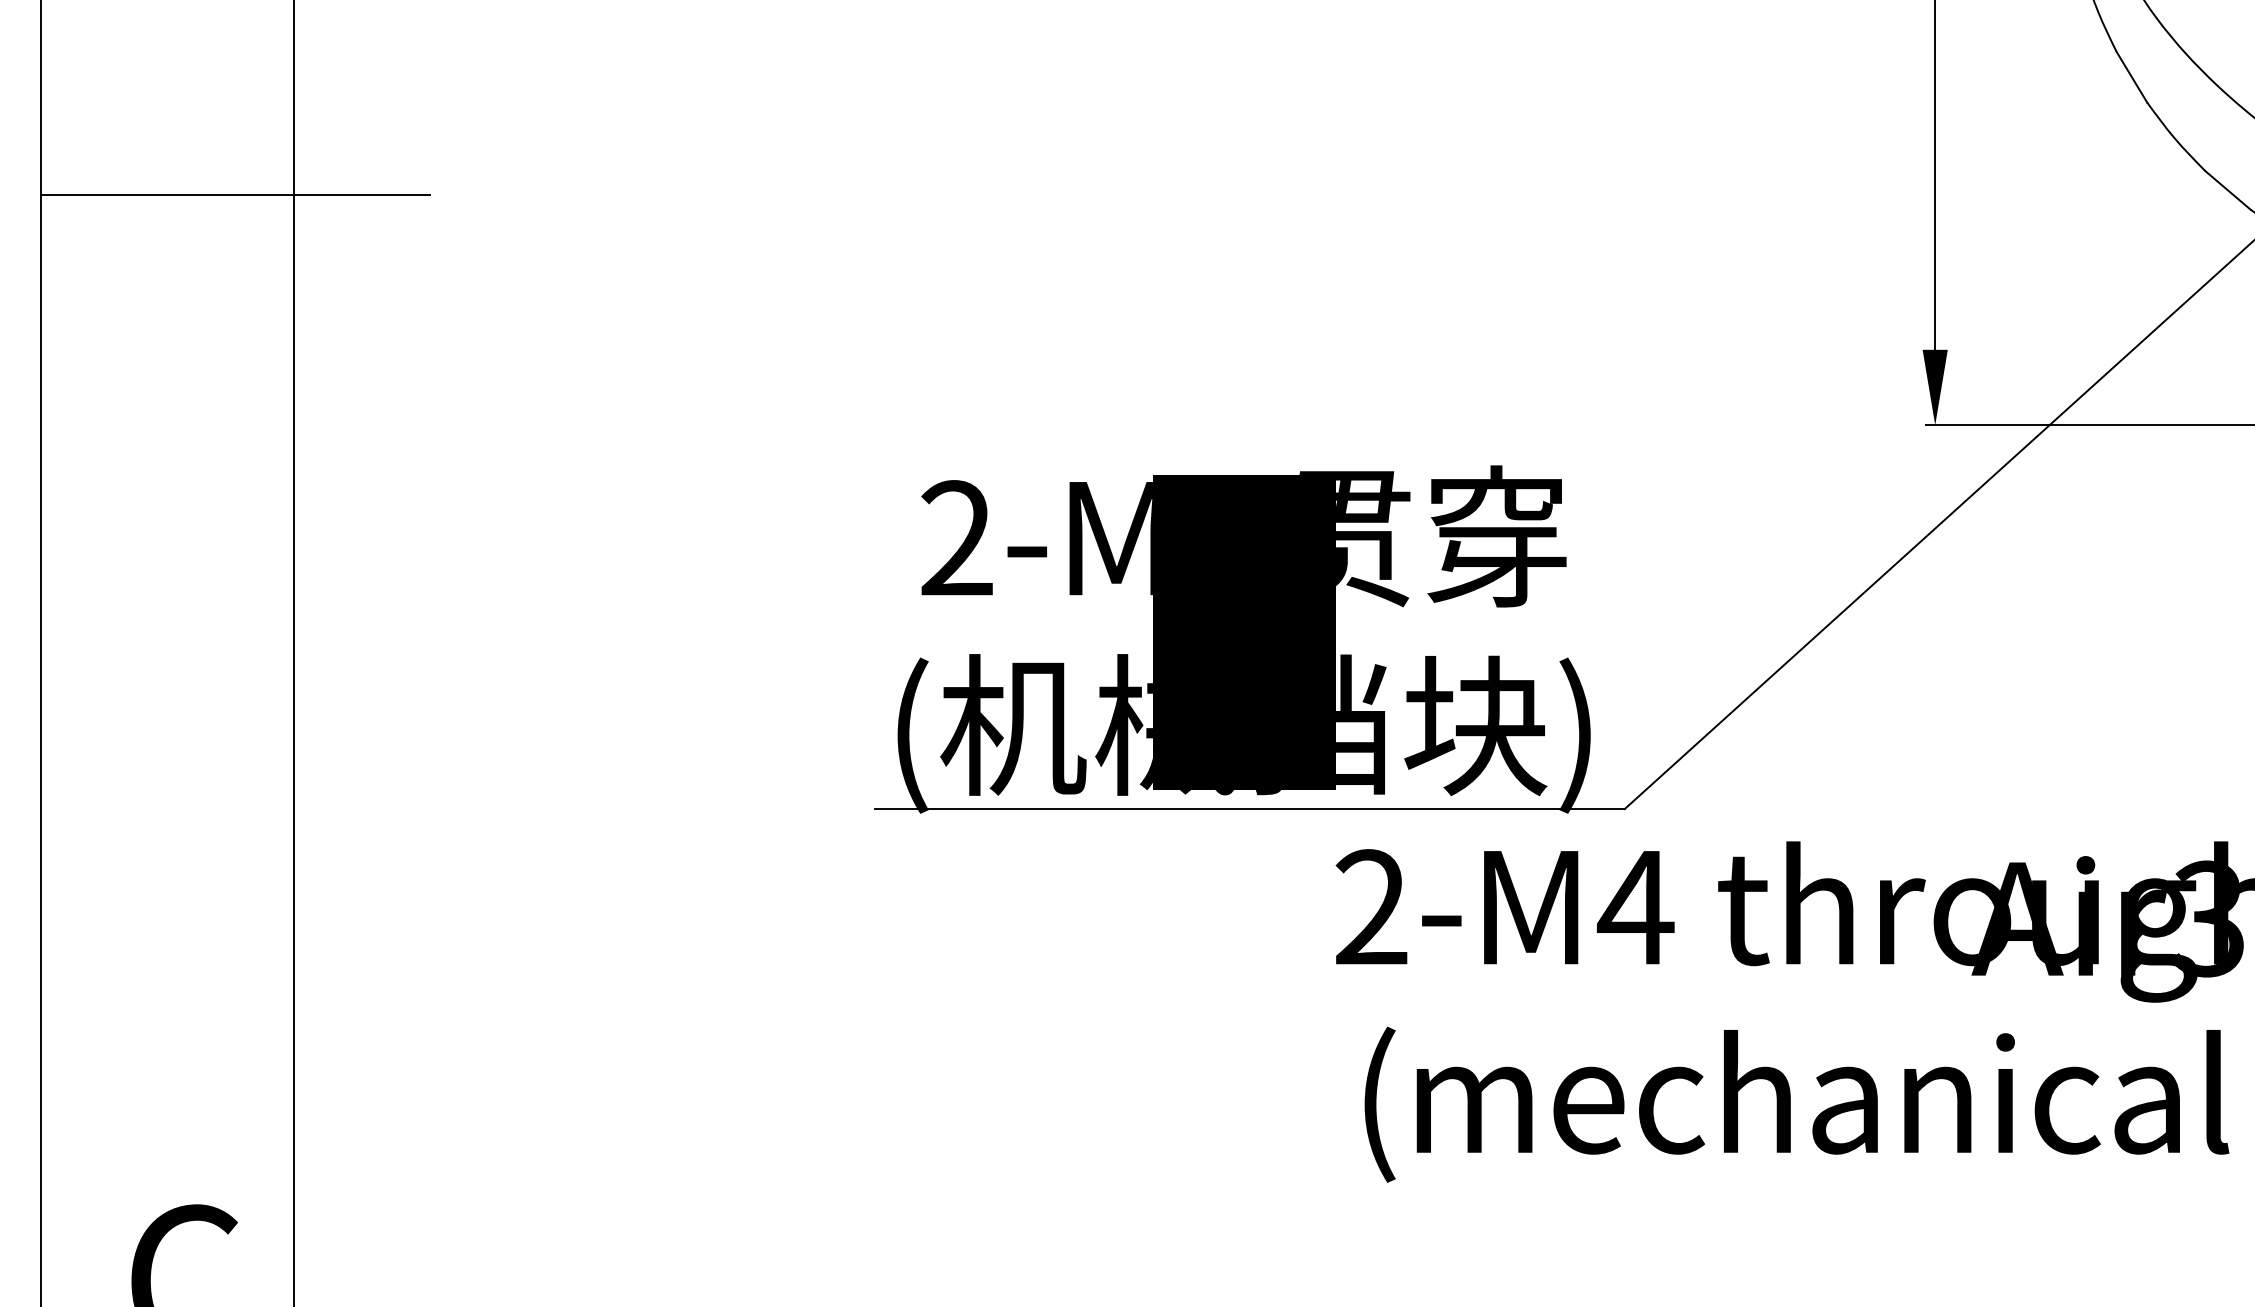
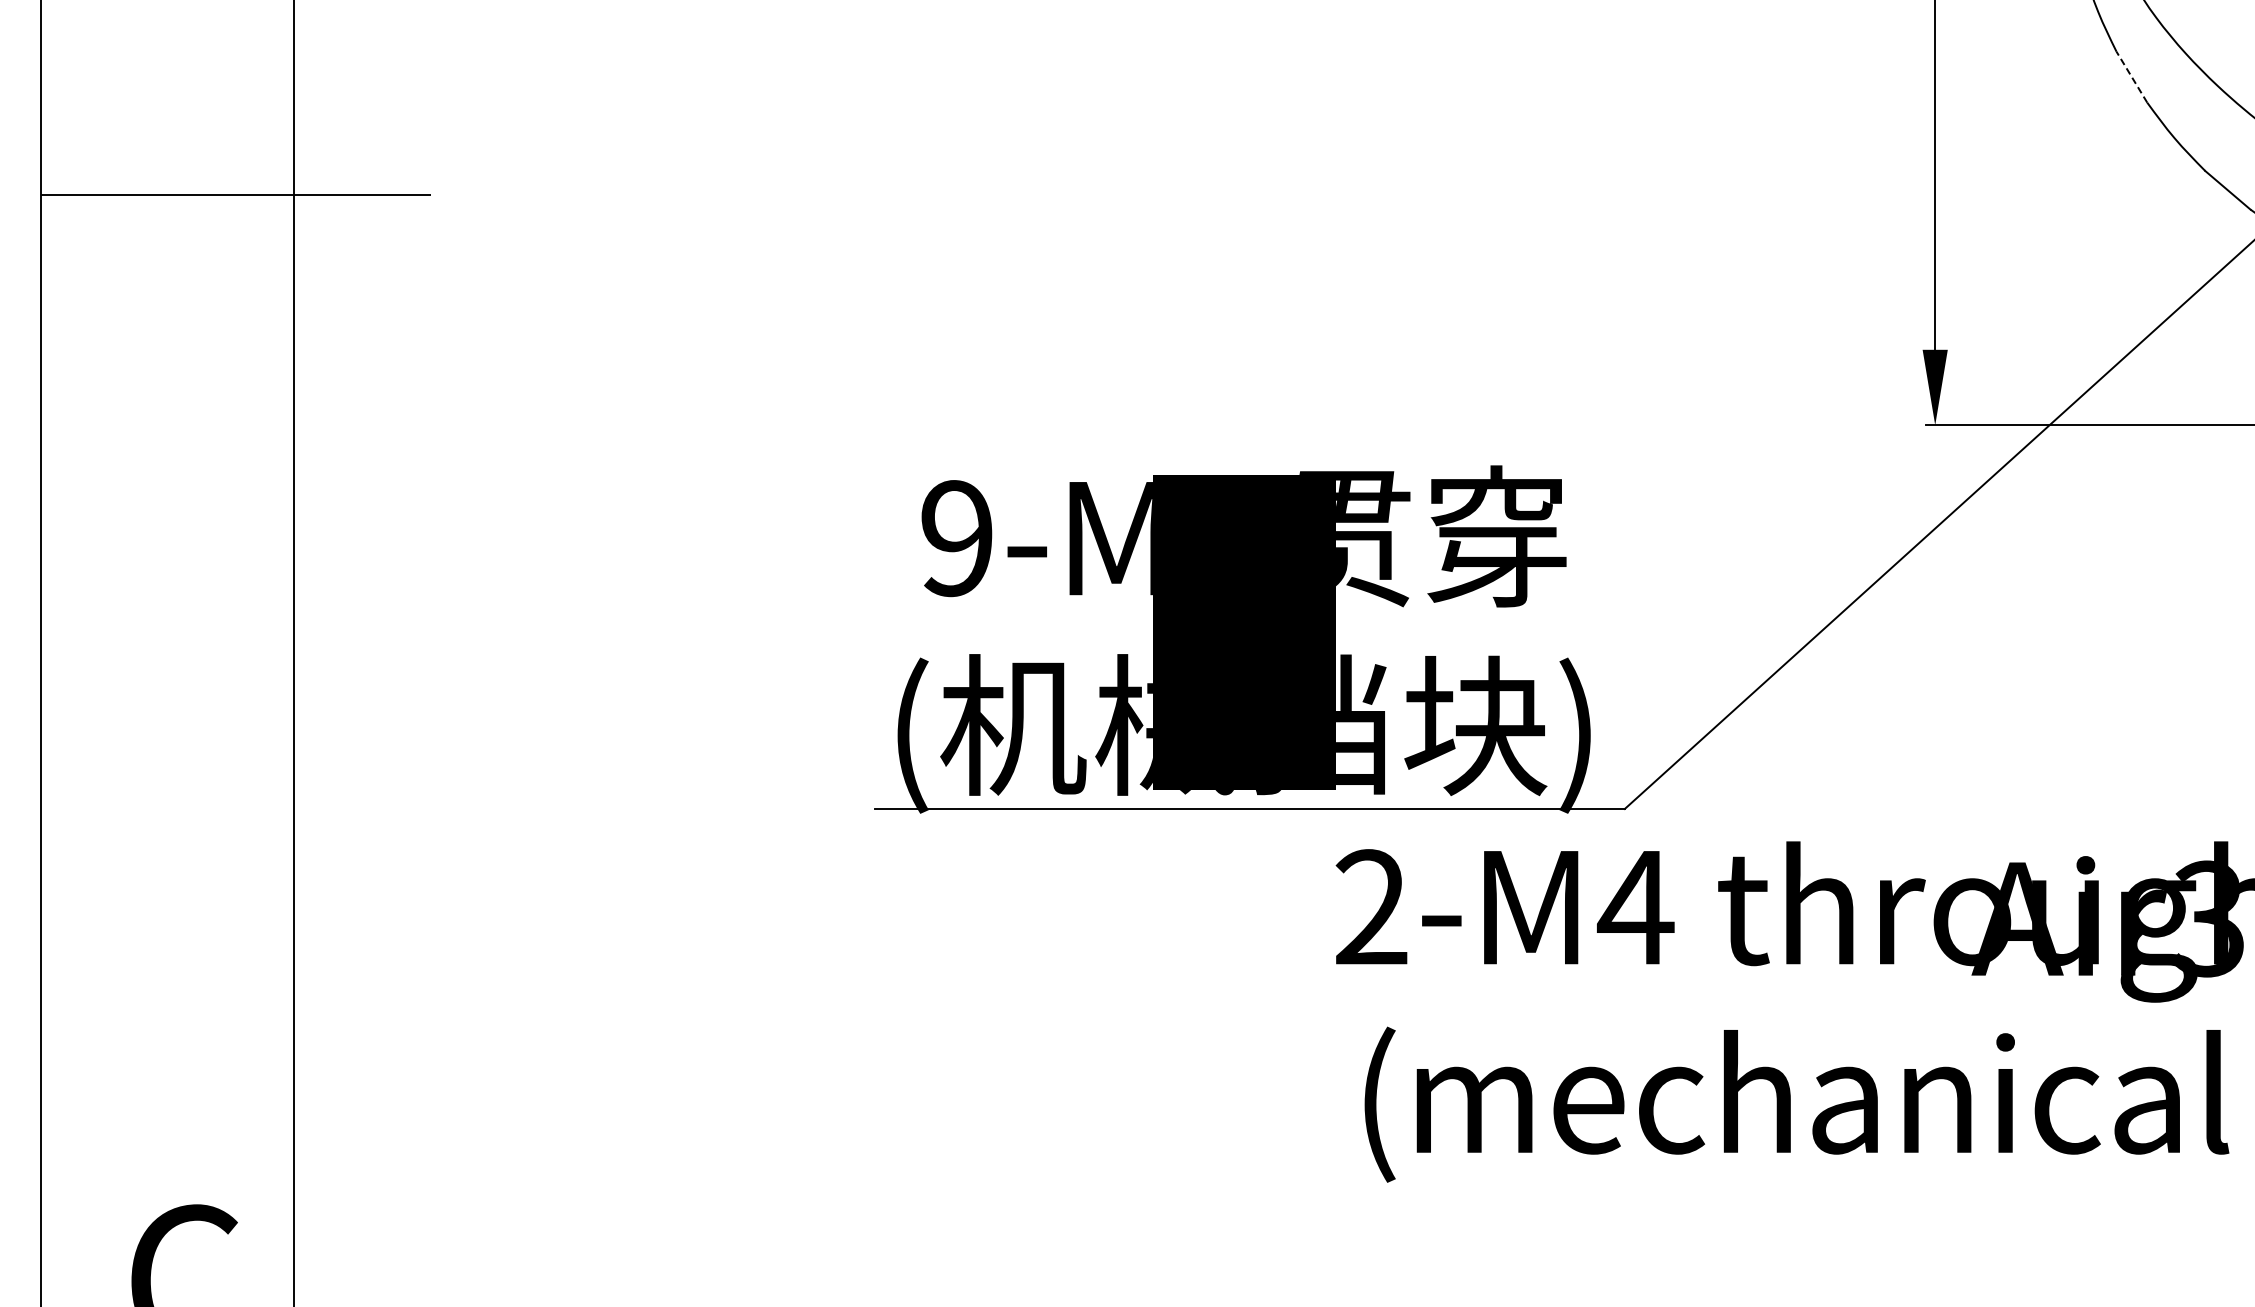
line: solid -> dashed (2131, 77)
text: 2-M4 -> 9-M4 (956, 538)
